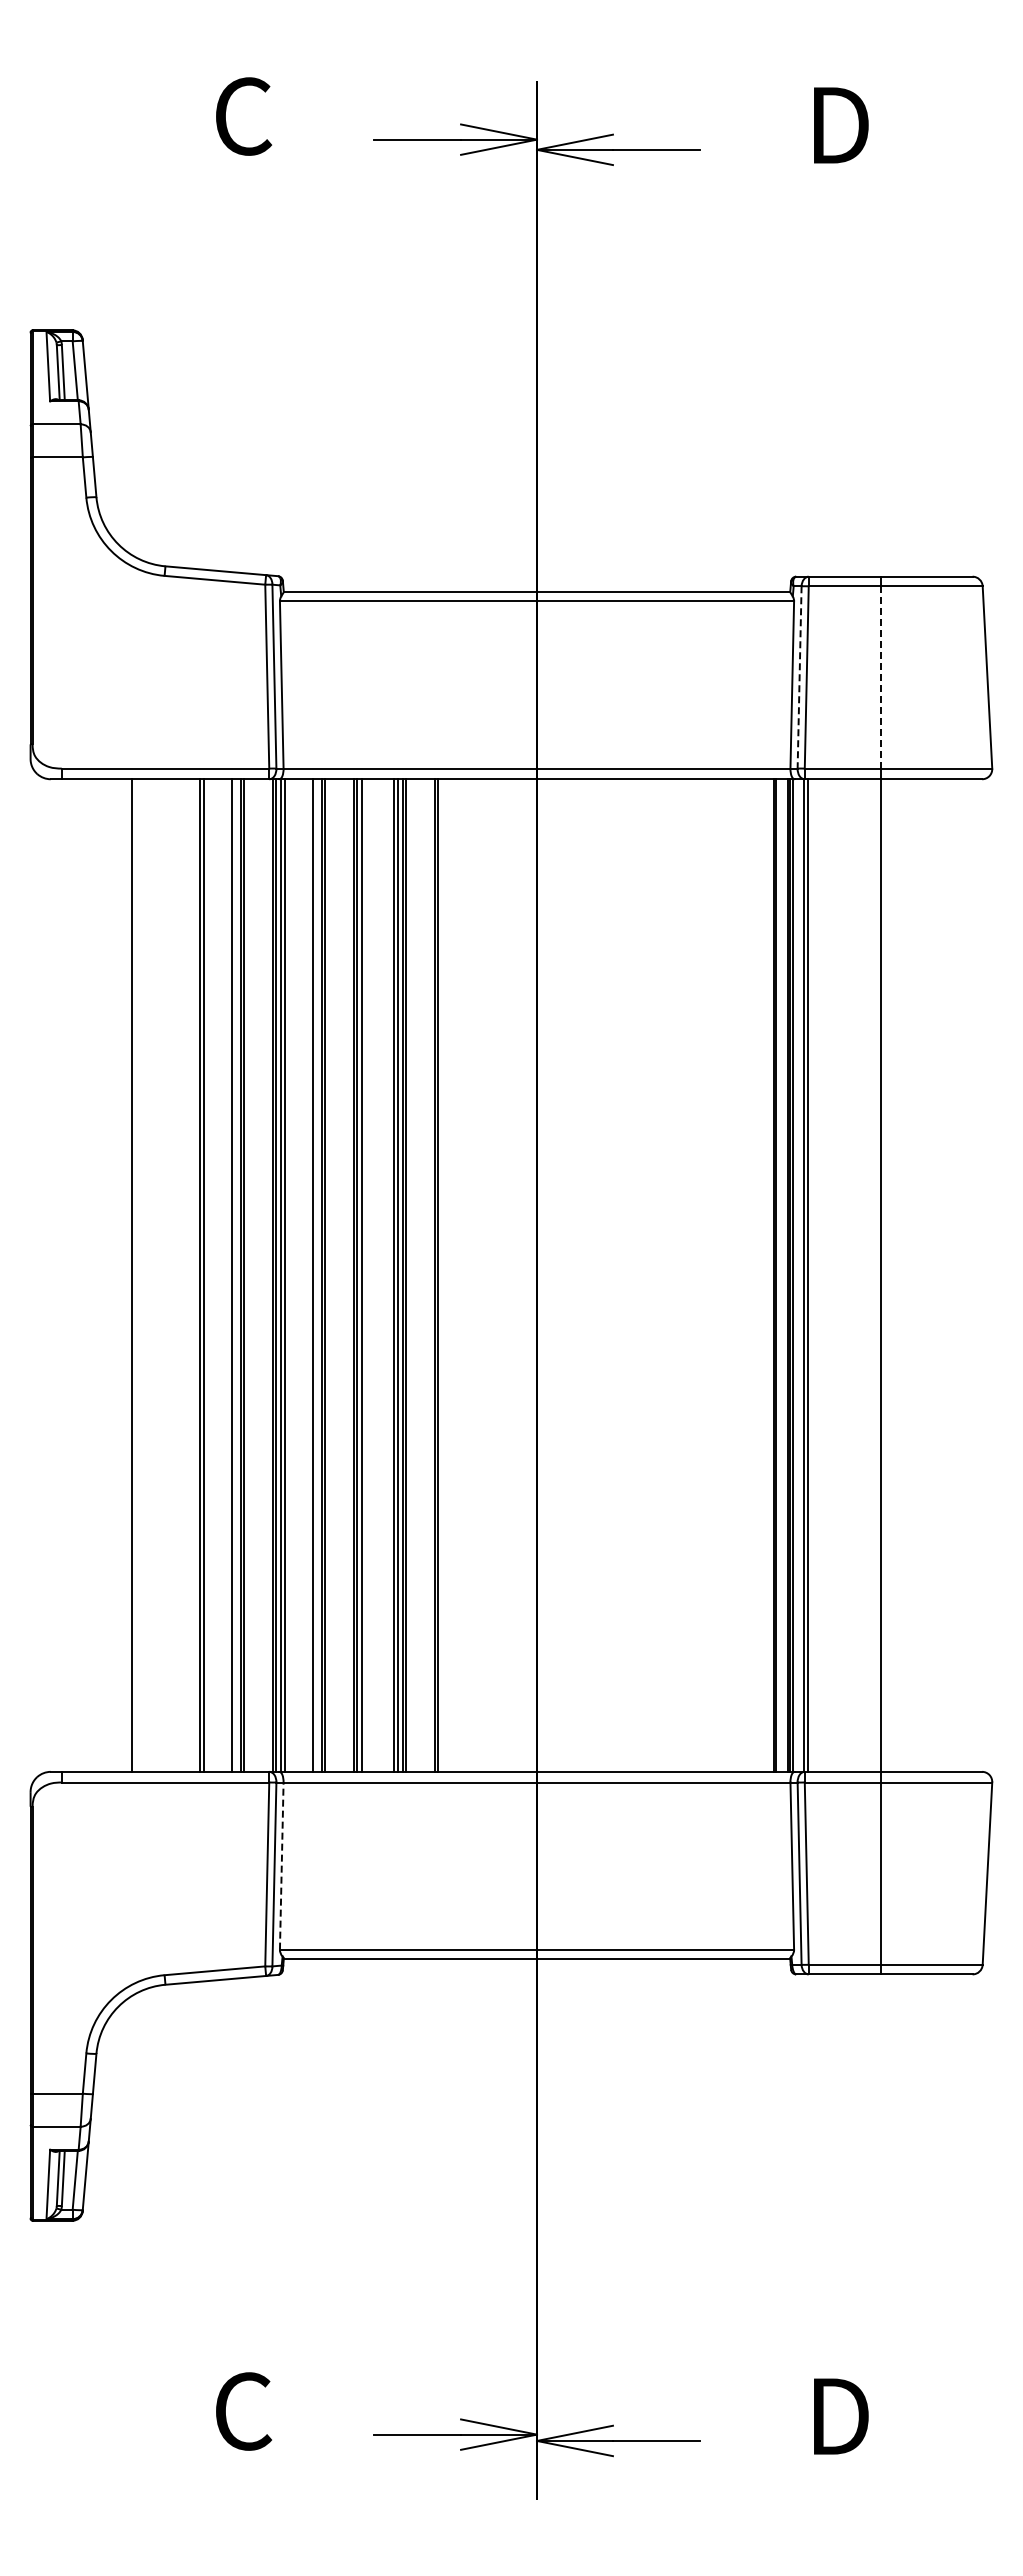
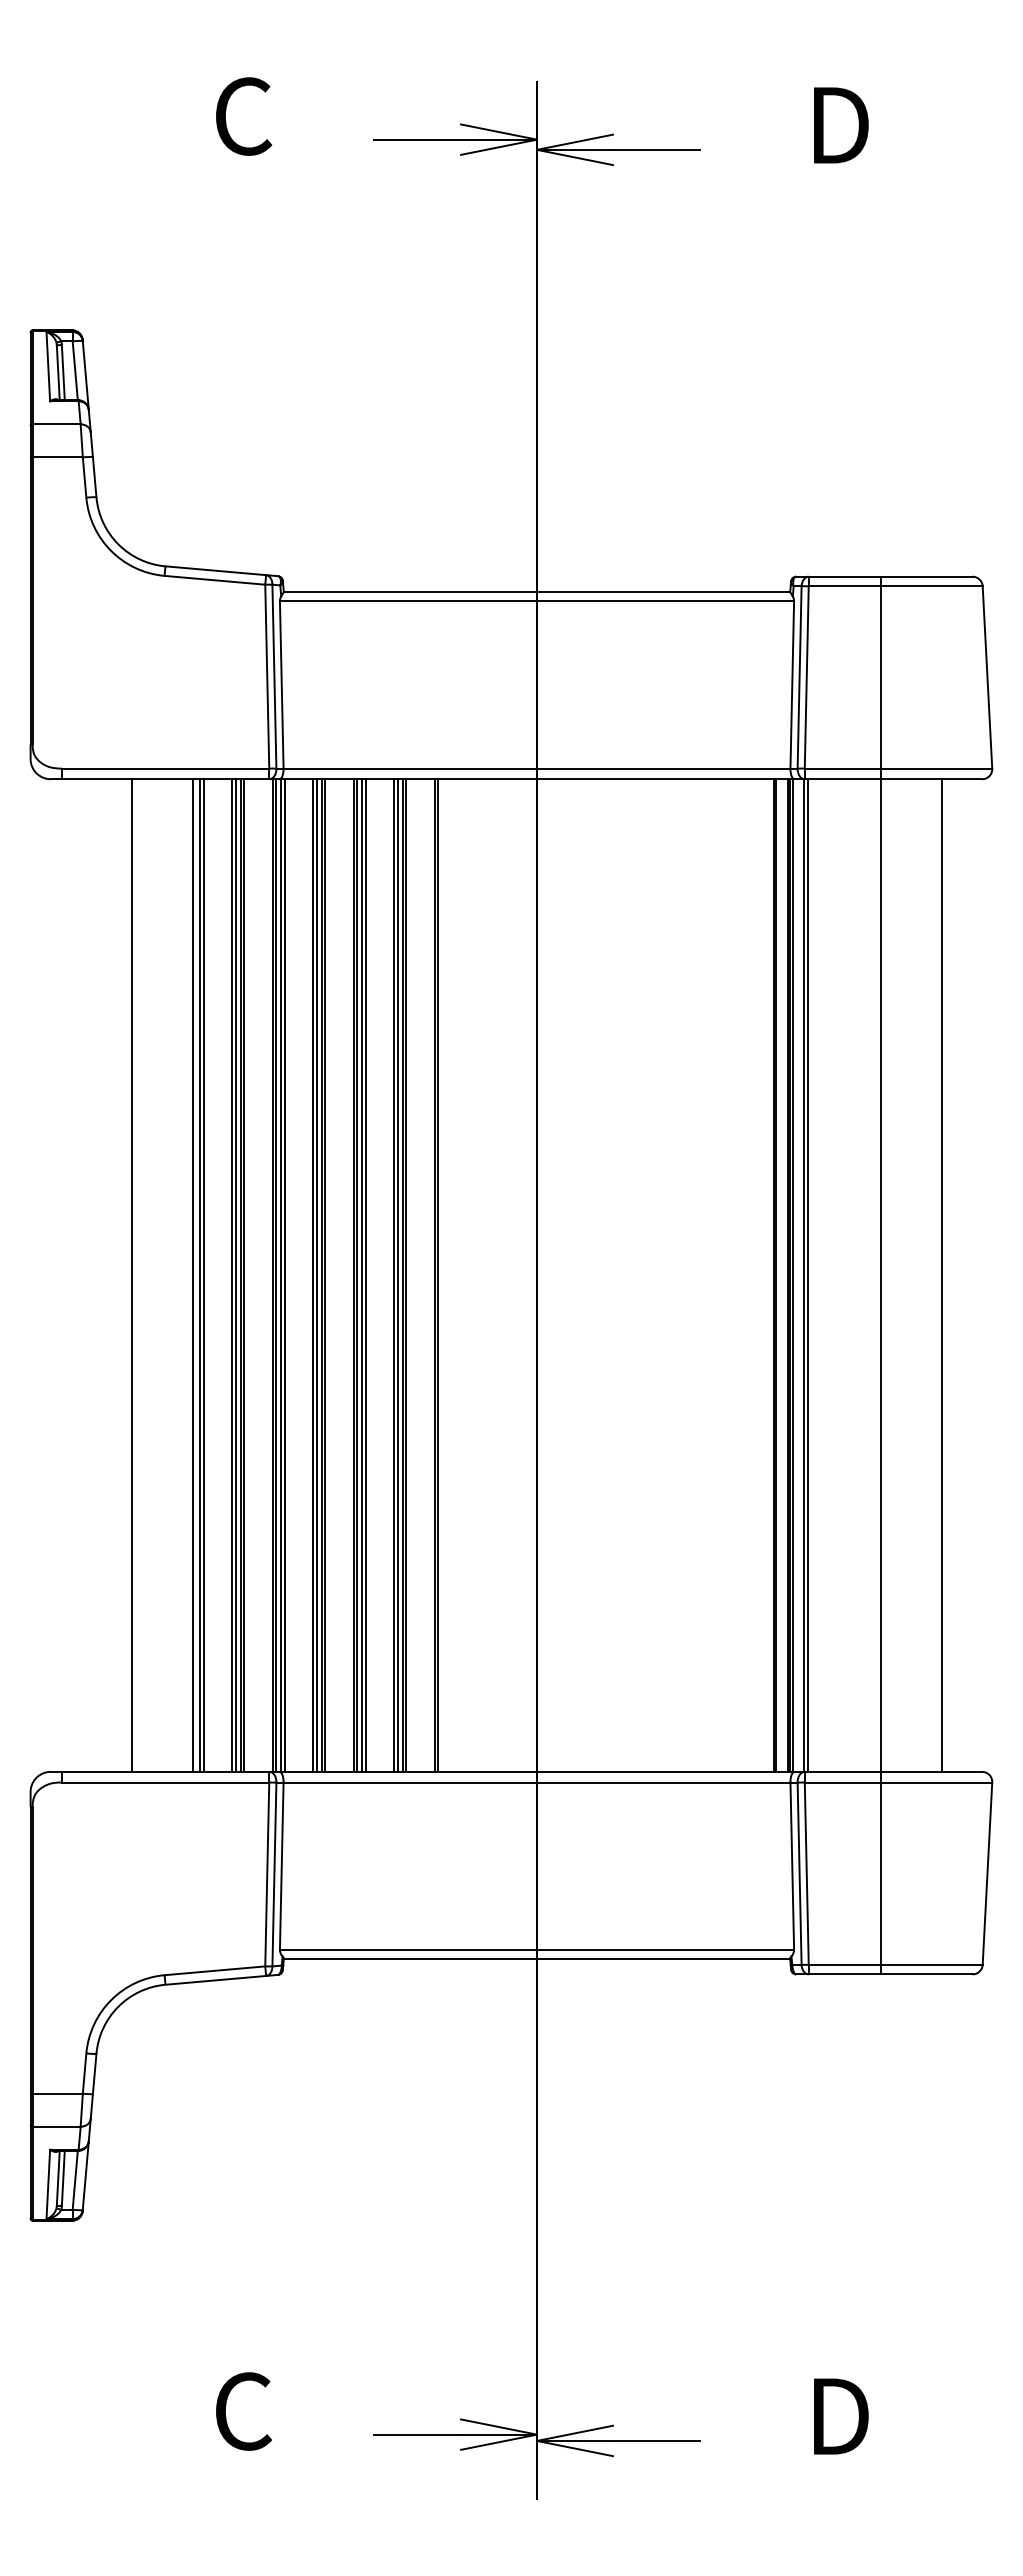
line: dashed -> solid (881, 676)
line: dashed -> solid (799, 677)
line: none -> present (192, 1275)
line: none -> present (235, 1275)
line: none -> present (316, 1275)
line: none -> present (365, 1275)
line: none -> present (942, 1275)
line: dashed -> solid (281, 1866)
